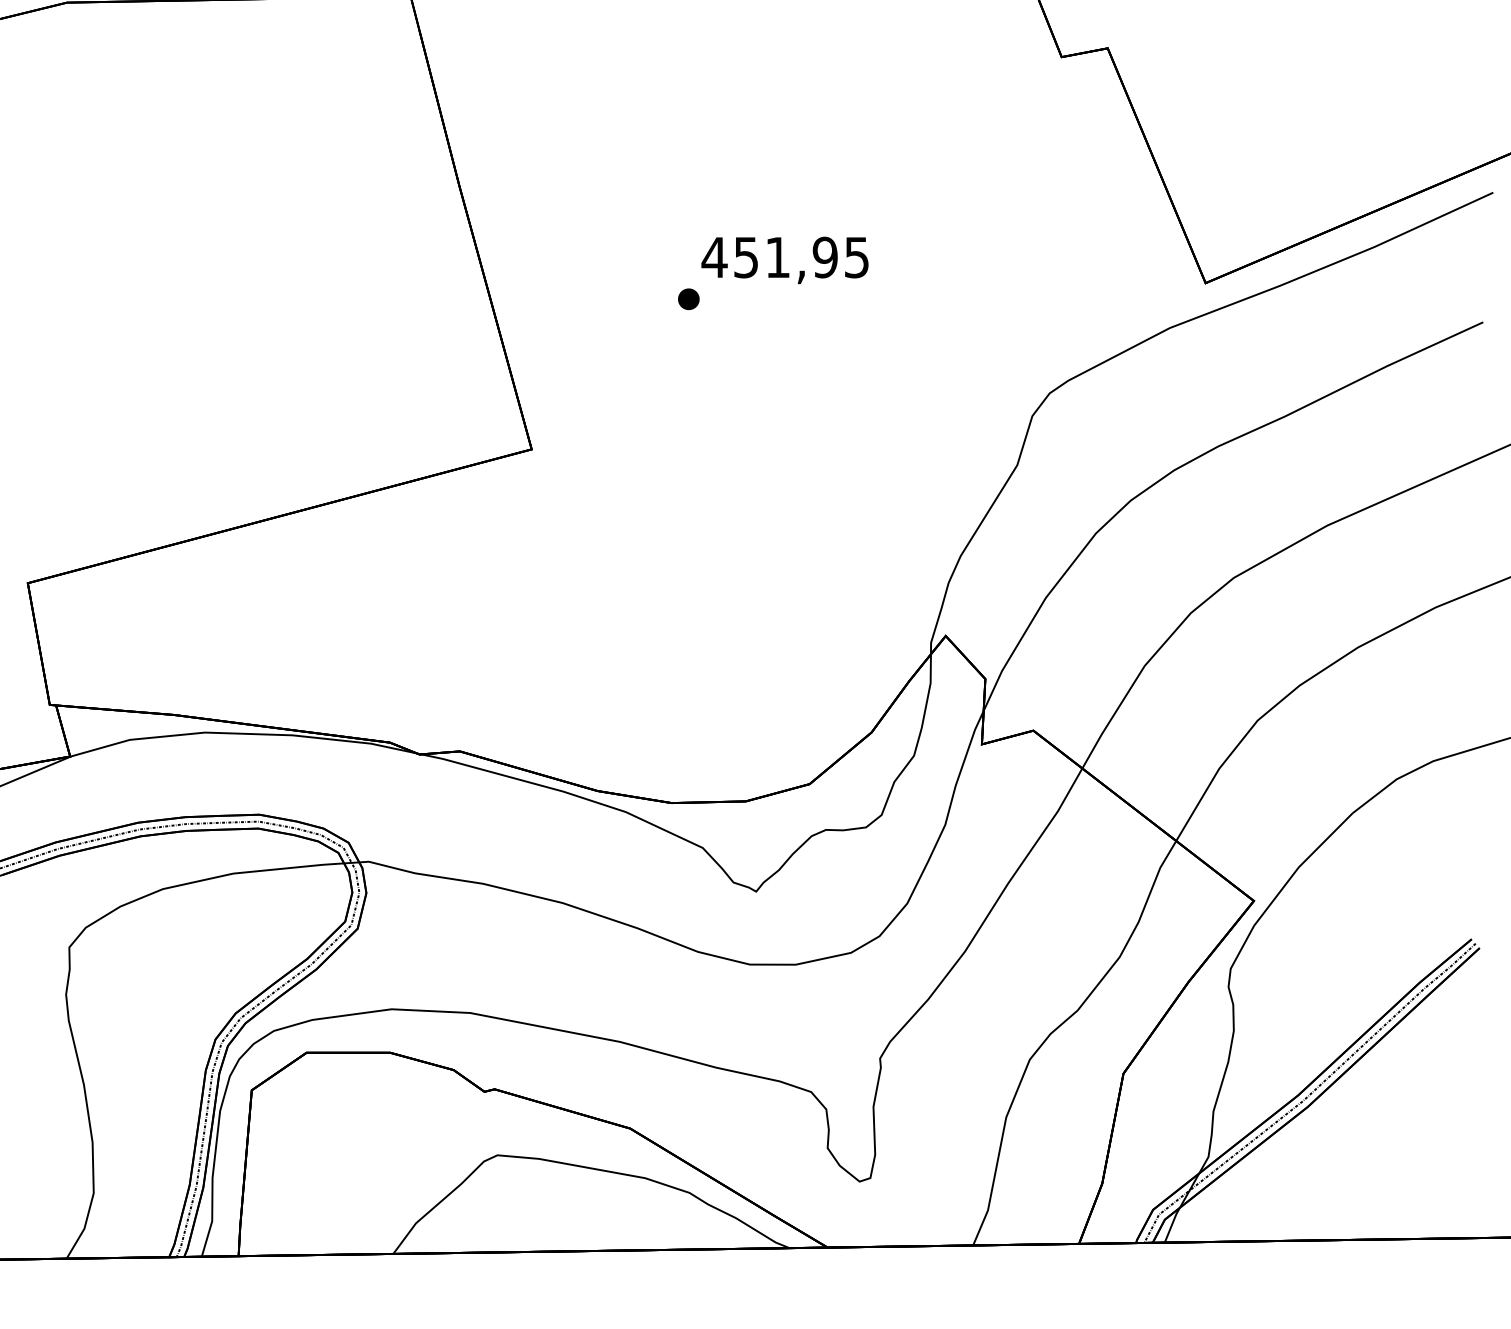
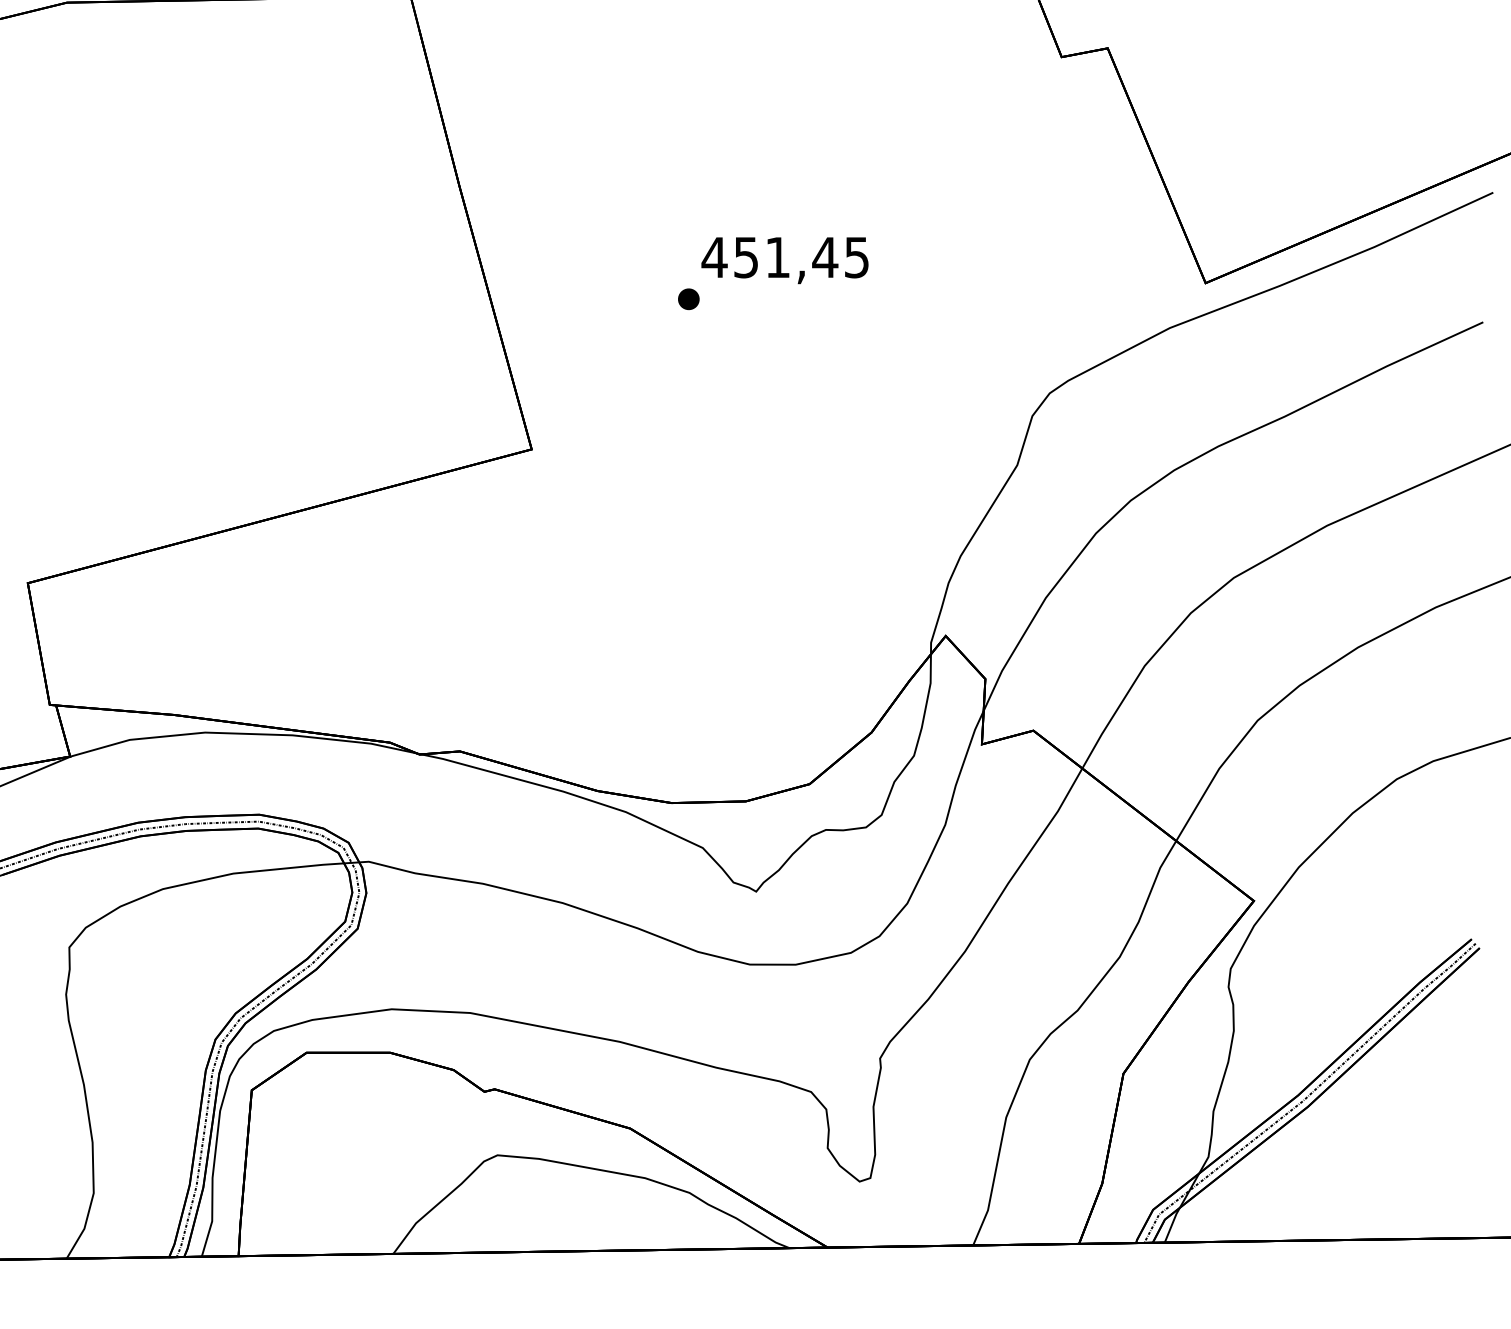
text: 451,95 -> 451,45 (825, 257)
